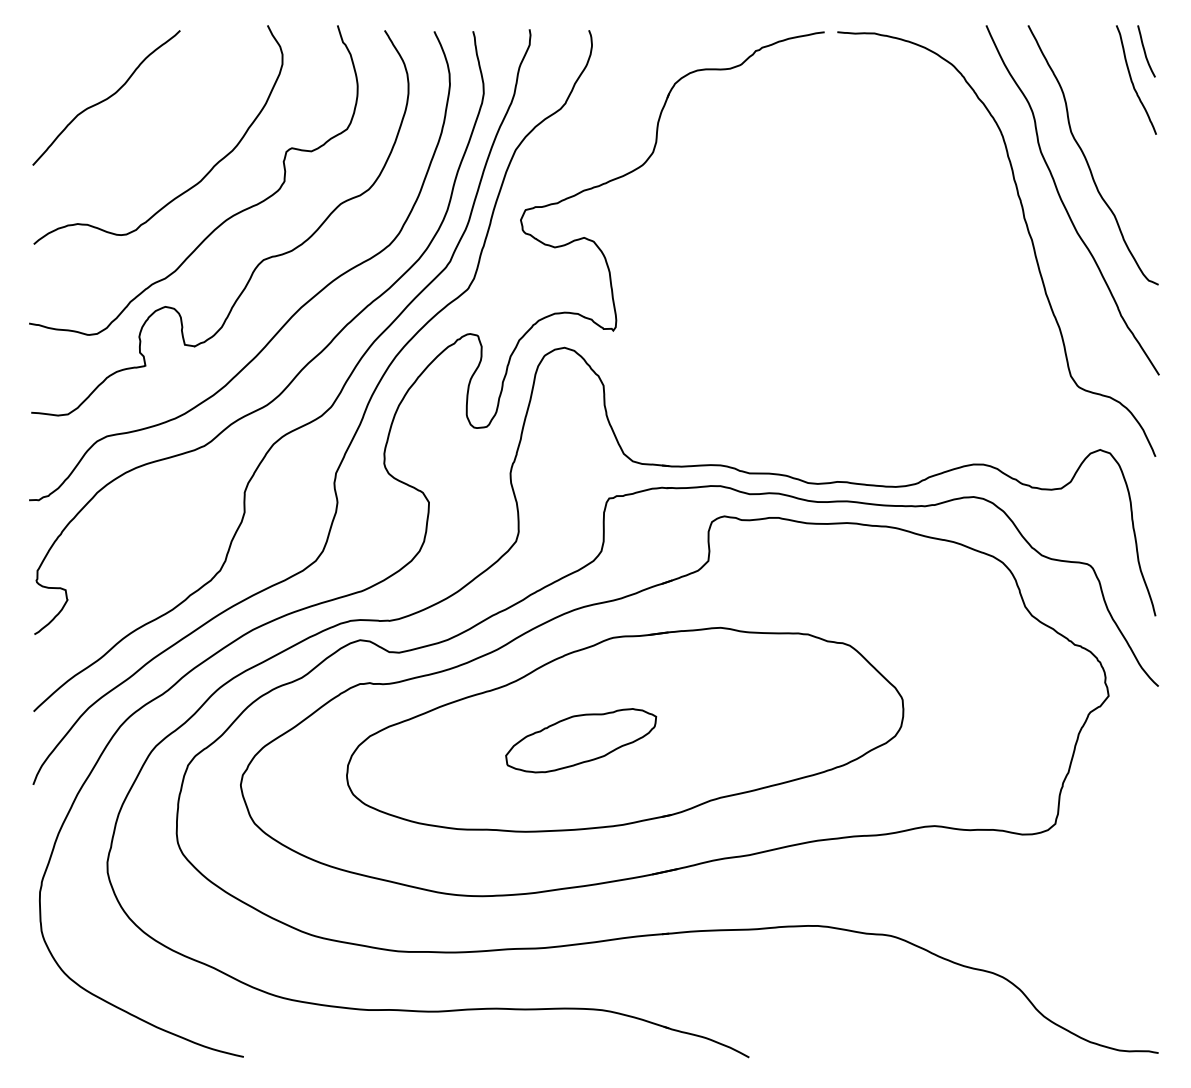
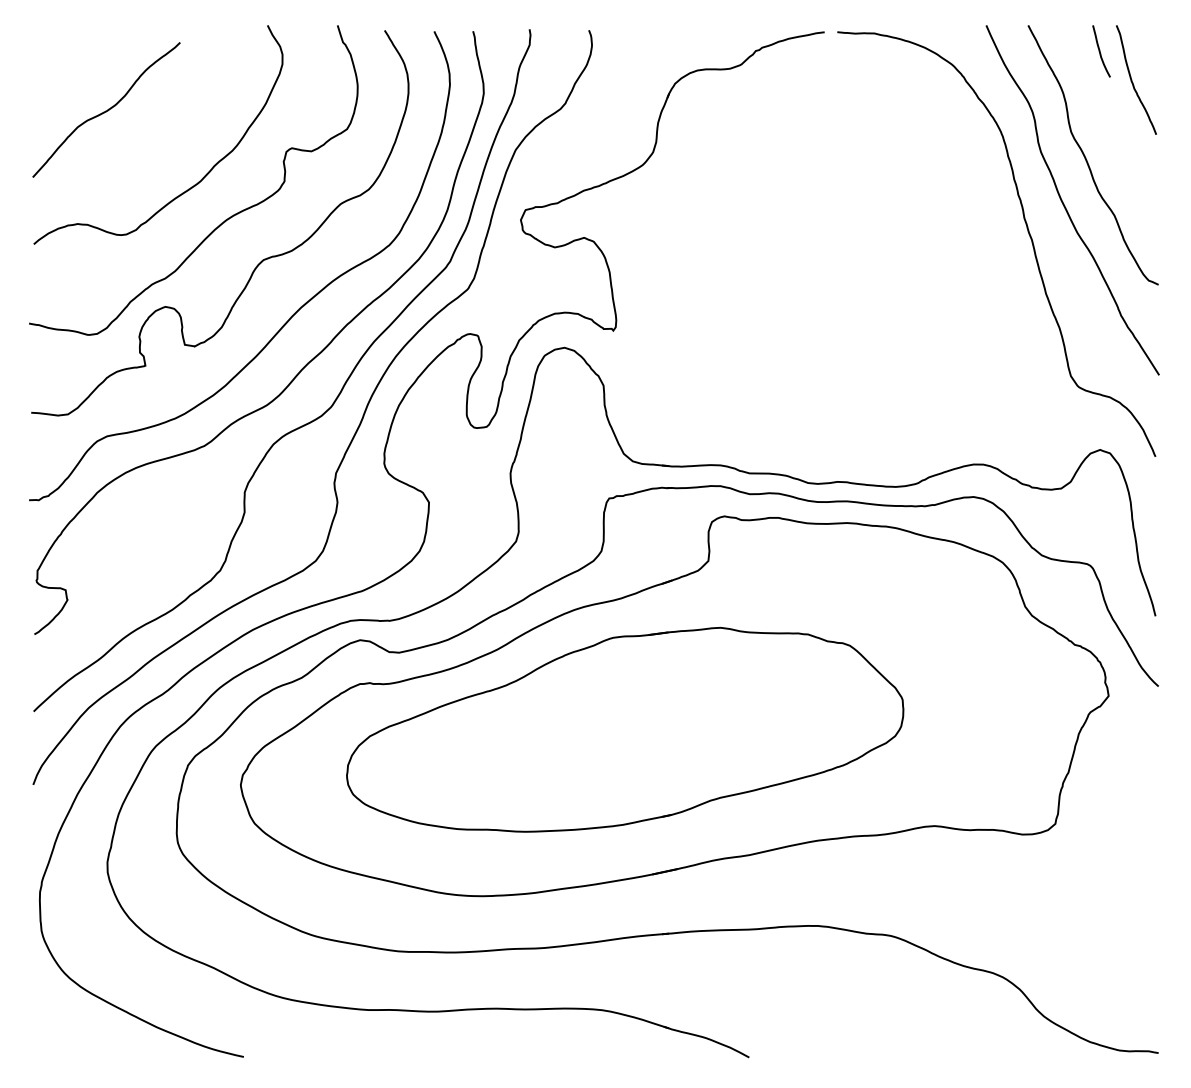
curve position: (1145, 51) -> (1100, 51) (1100, 51)
curve position: (107, 97) -> (107, 109) (107, 109)
part: present -> none (581, 740)
